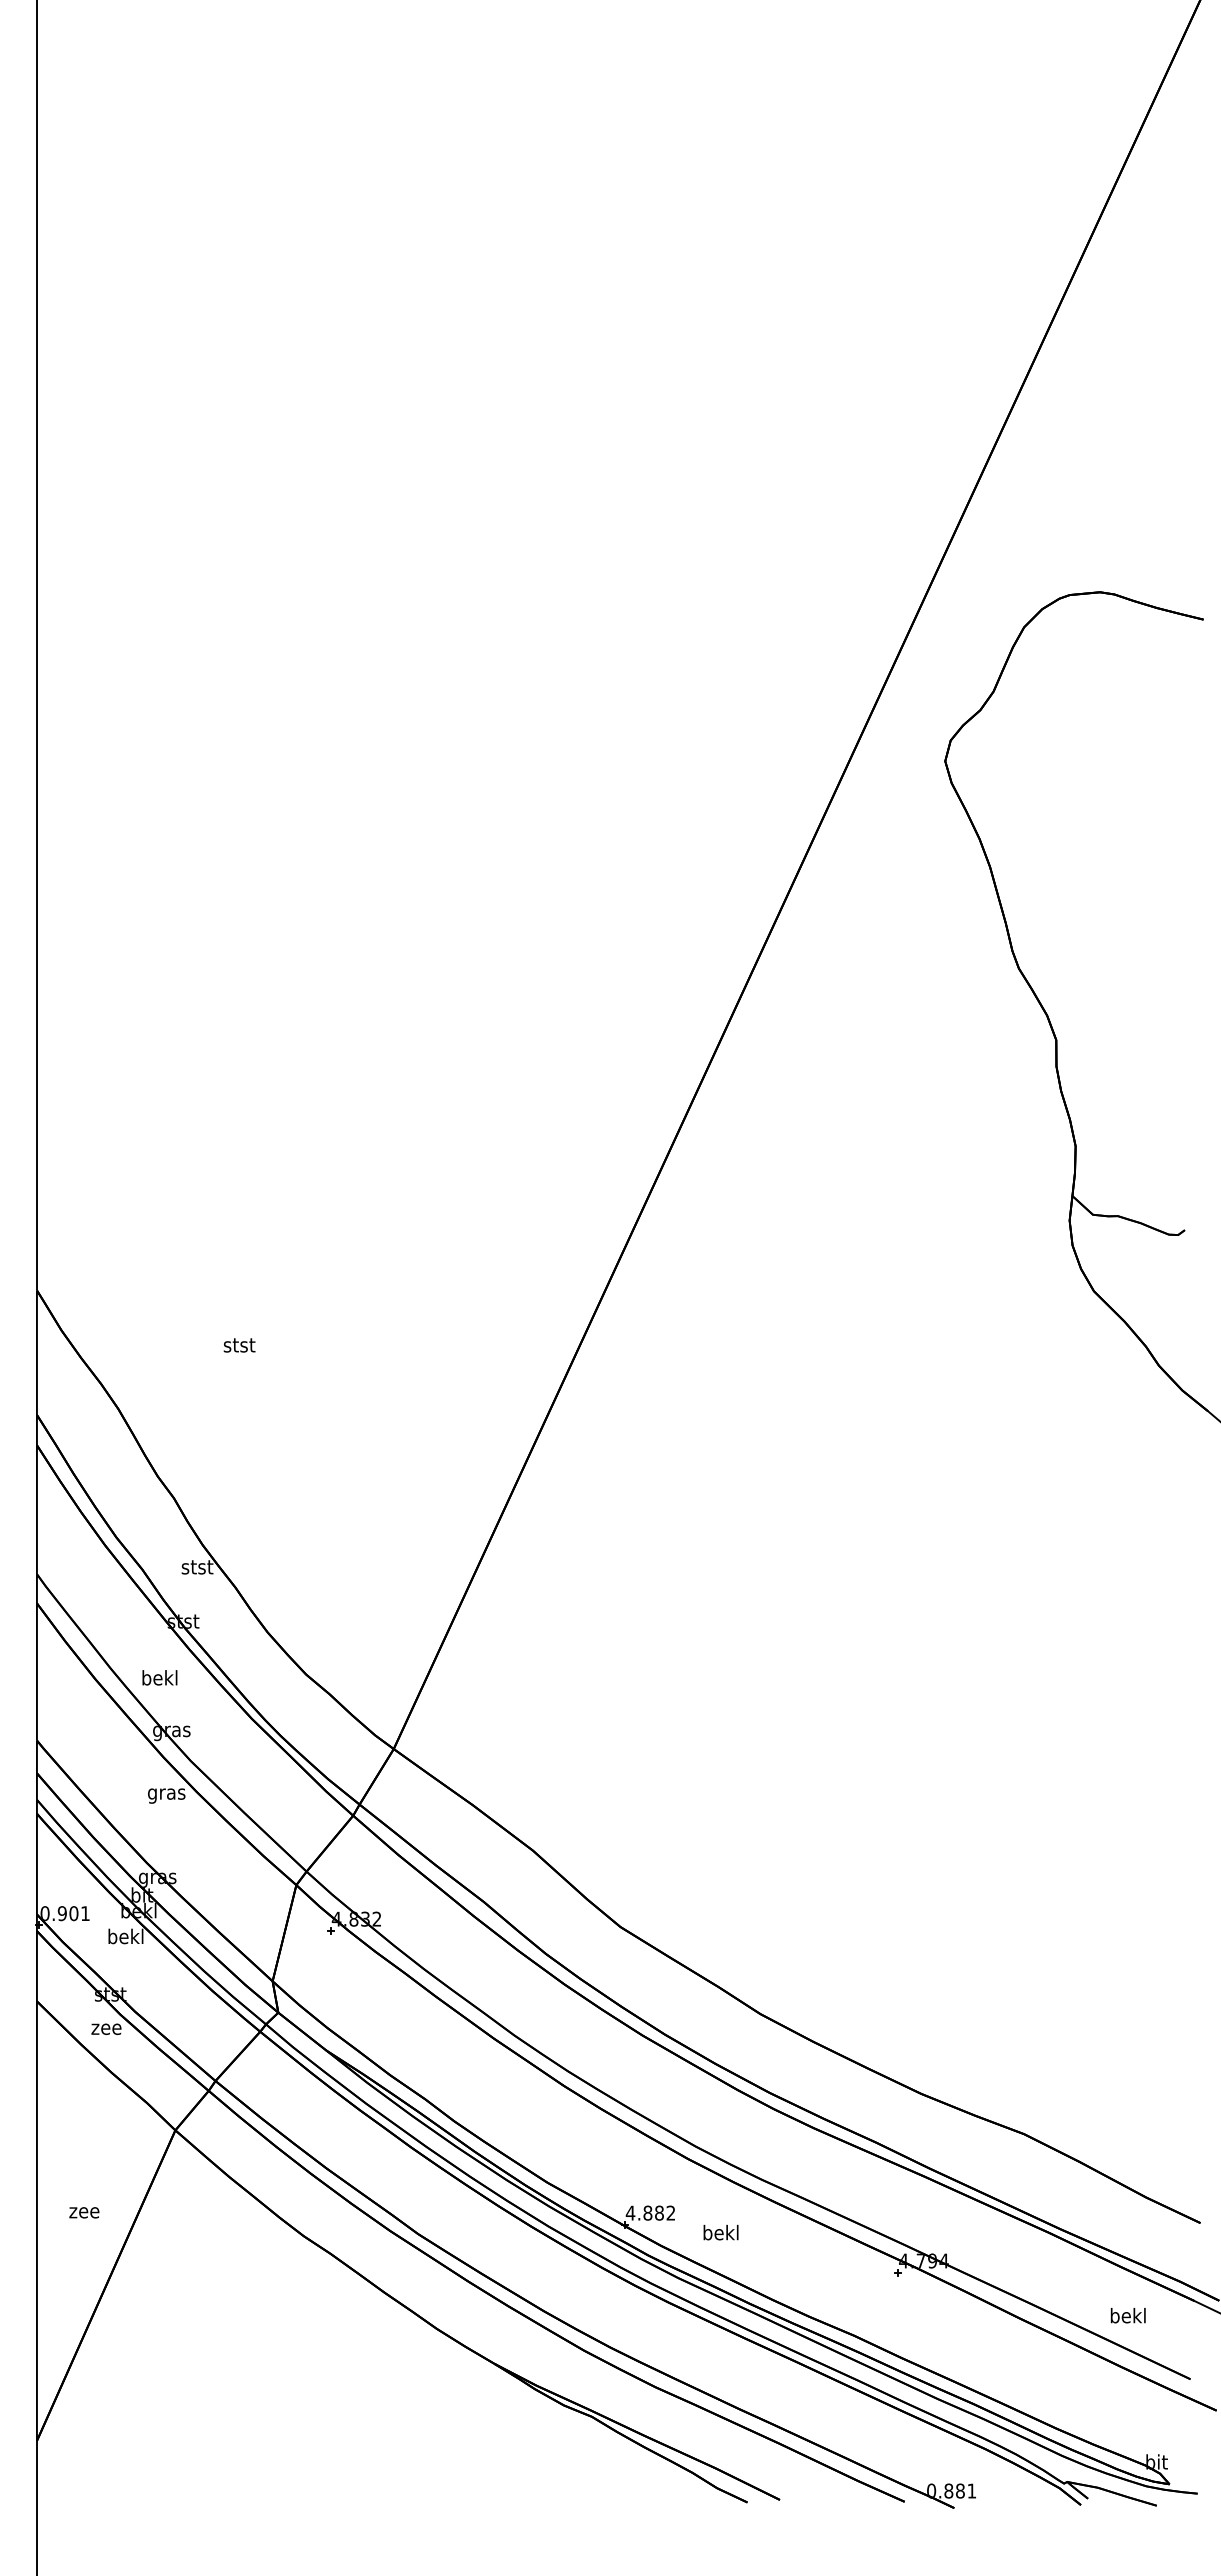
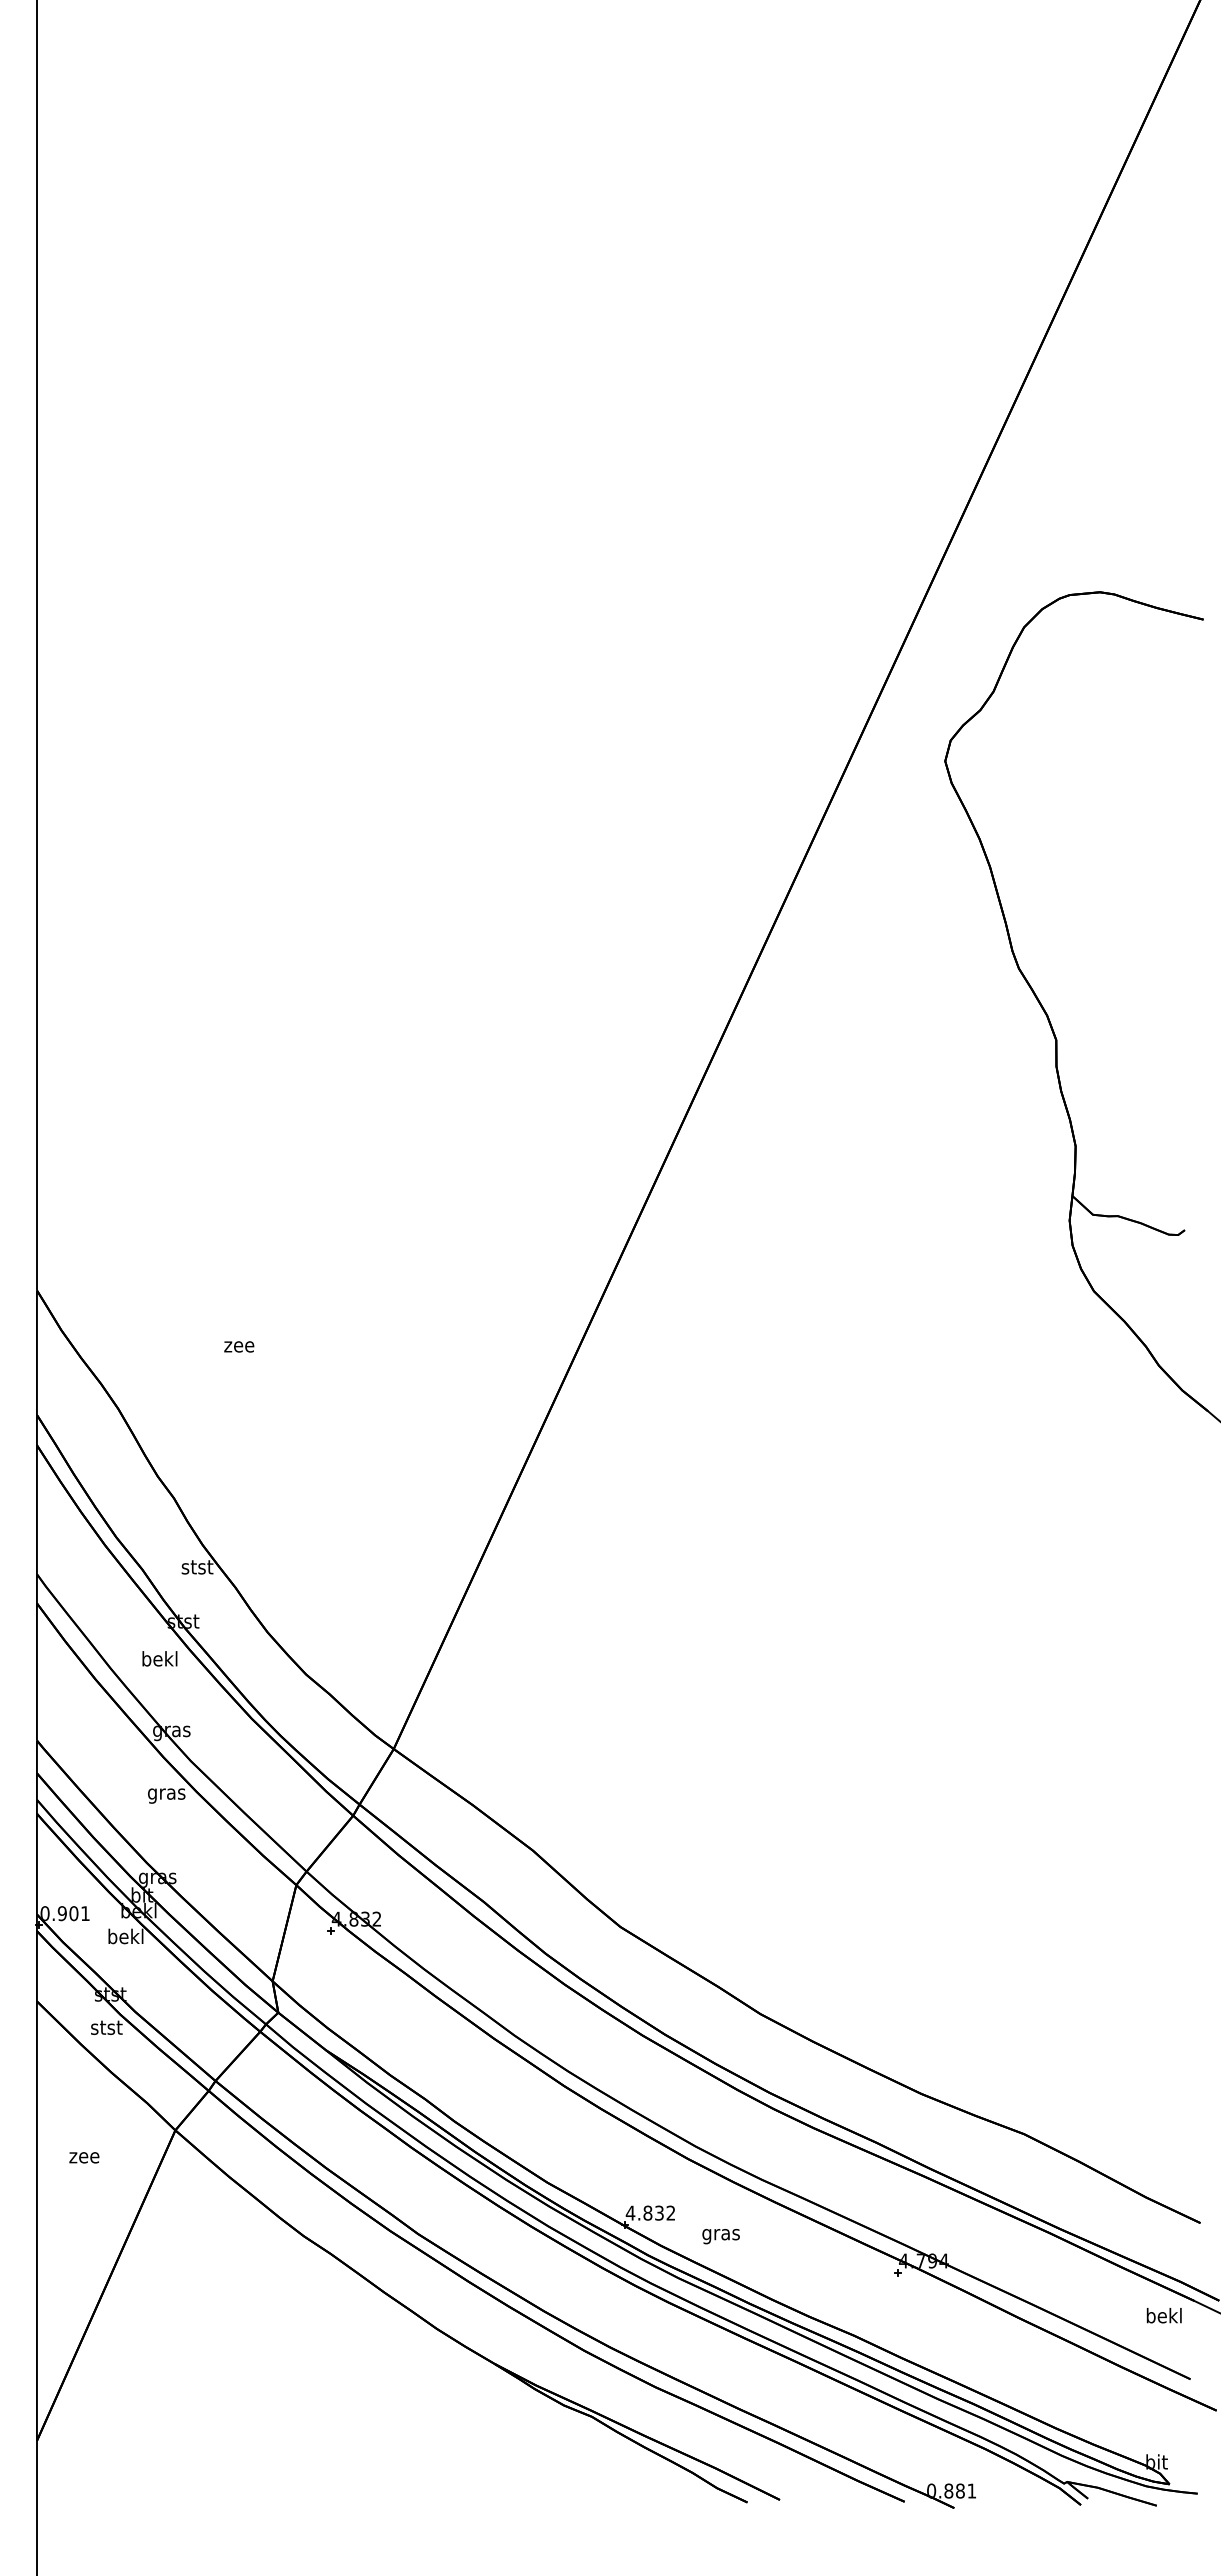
text: stst -> zee (239, 1345)
text position: (159, 1677) -> (159, 1658) (159, 1658)
text: zee -> stst (106, 2027)
text position: (84, 2212) -> (84, 2157) (84, 2157)
text: 4.882 -> 4.832 (659, 2212)
text: bekl -> gras (720, 2234)
text position: (1127, 2315) -> (1163, 2315) (1163, 2315)
